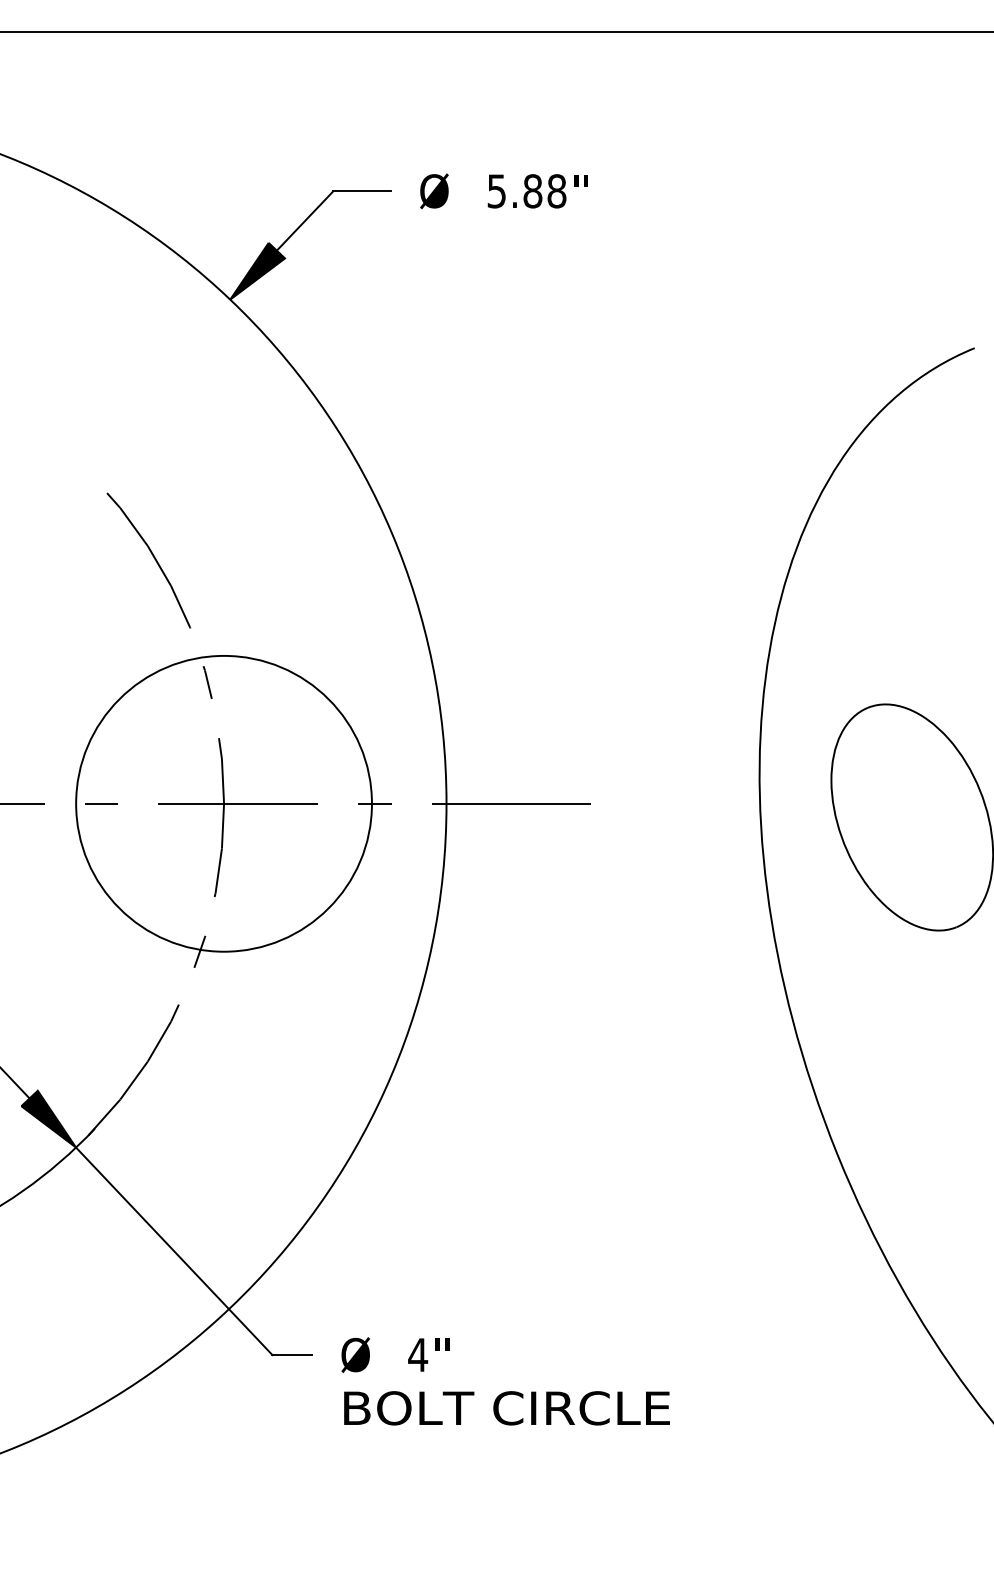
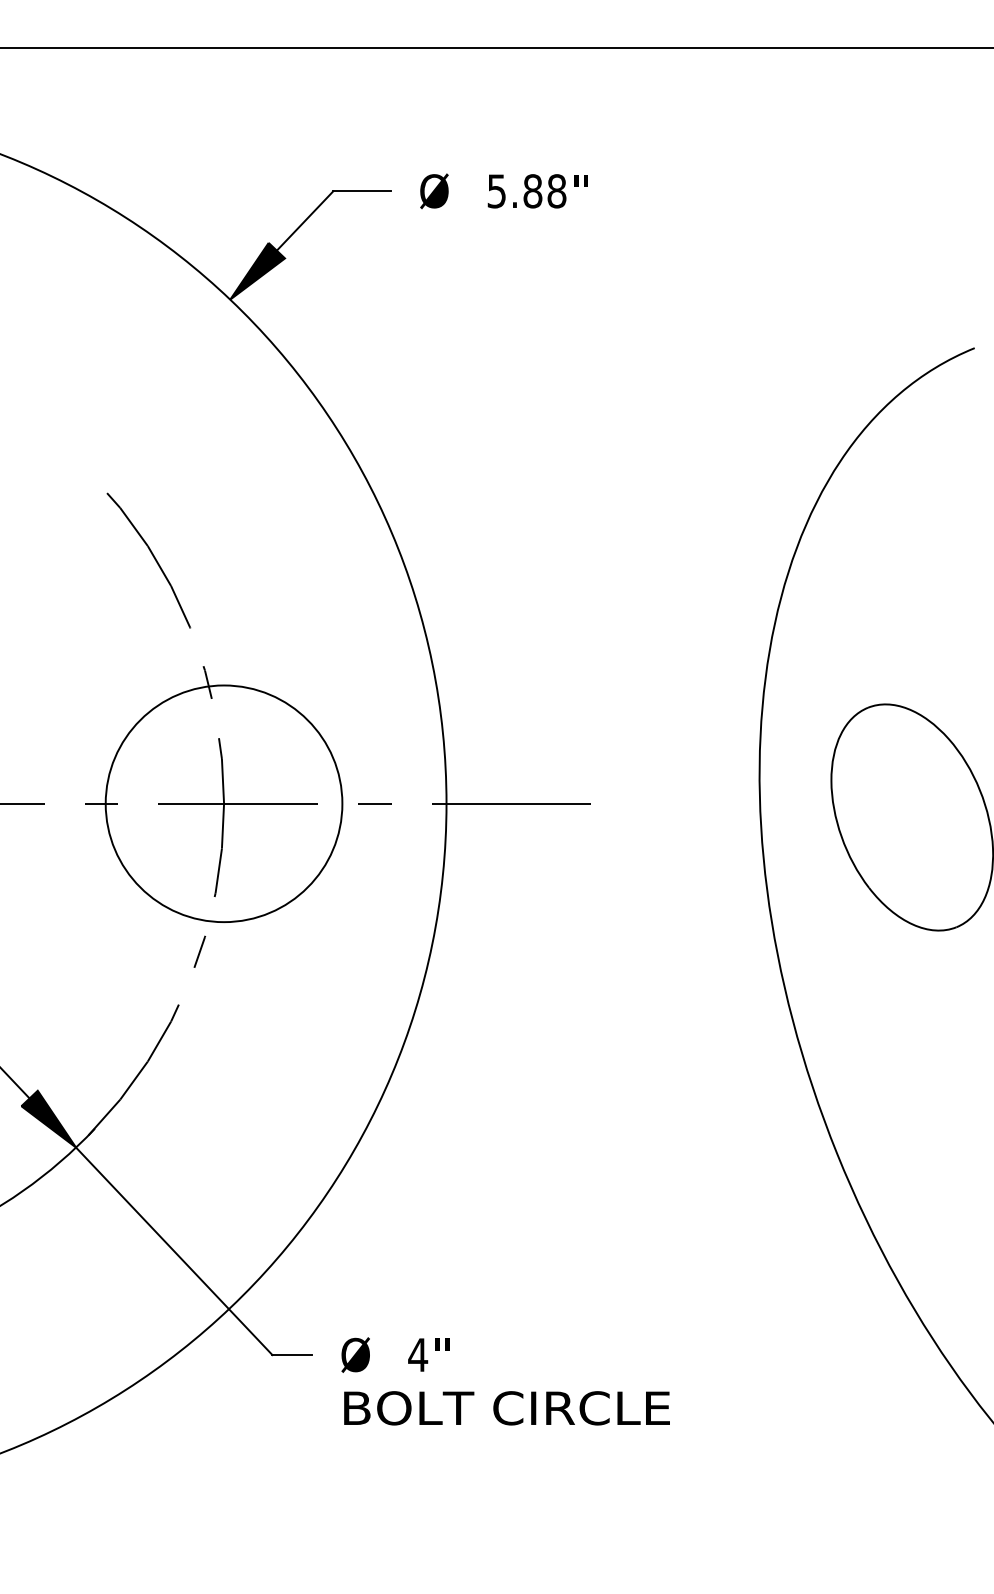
line position: (496, 31) -> (496, 47) (496, 47)
circle diameter: 296 px -> 237 px (223, 803)
